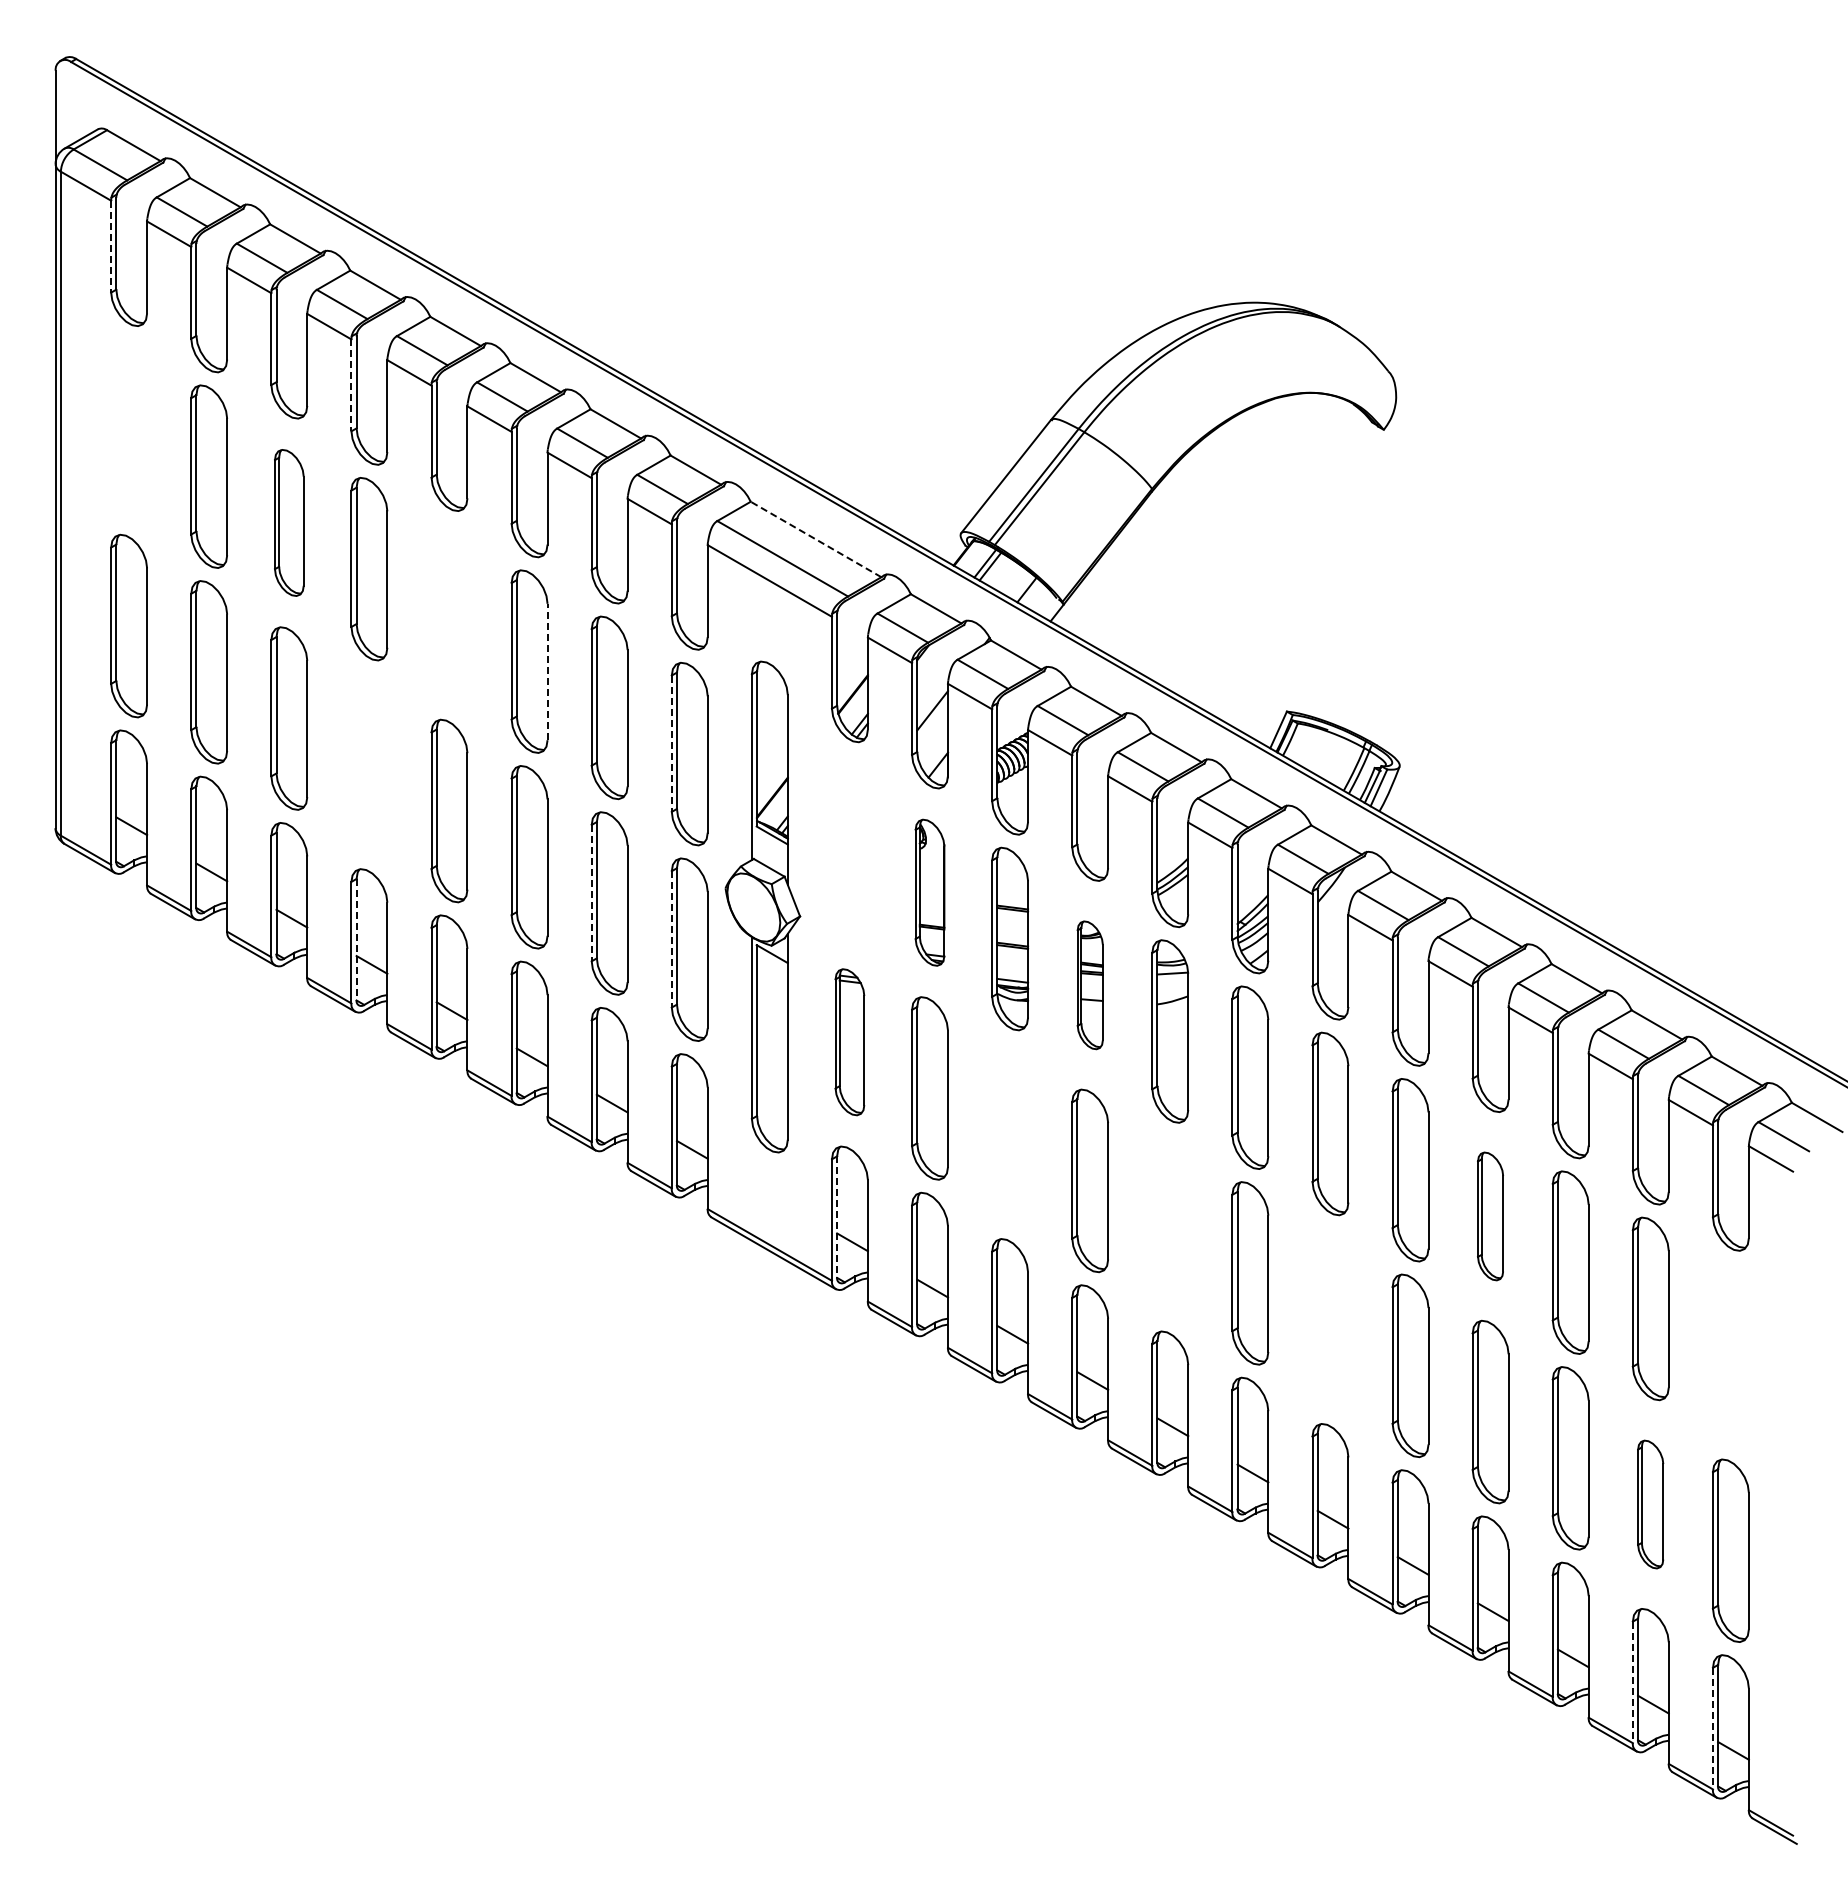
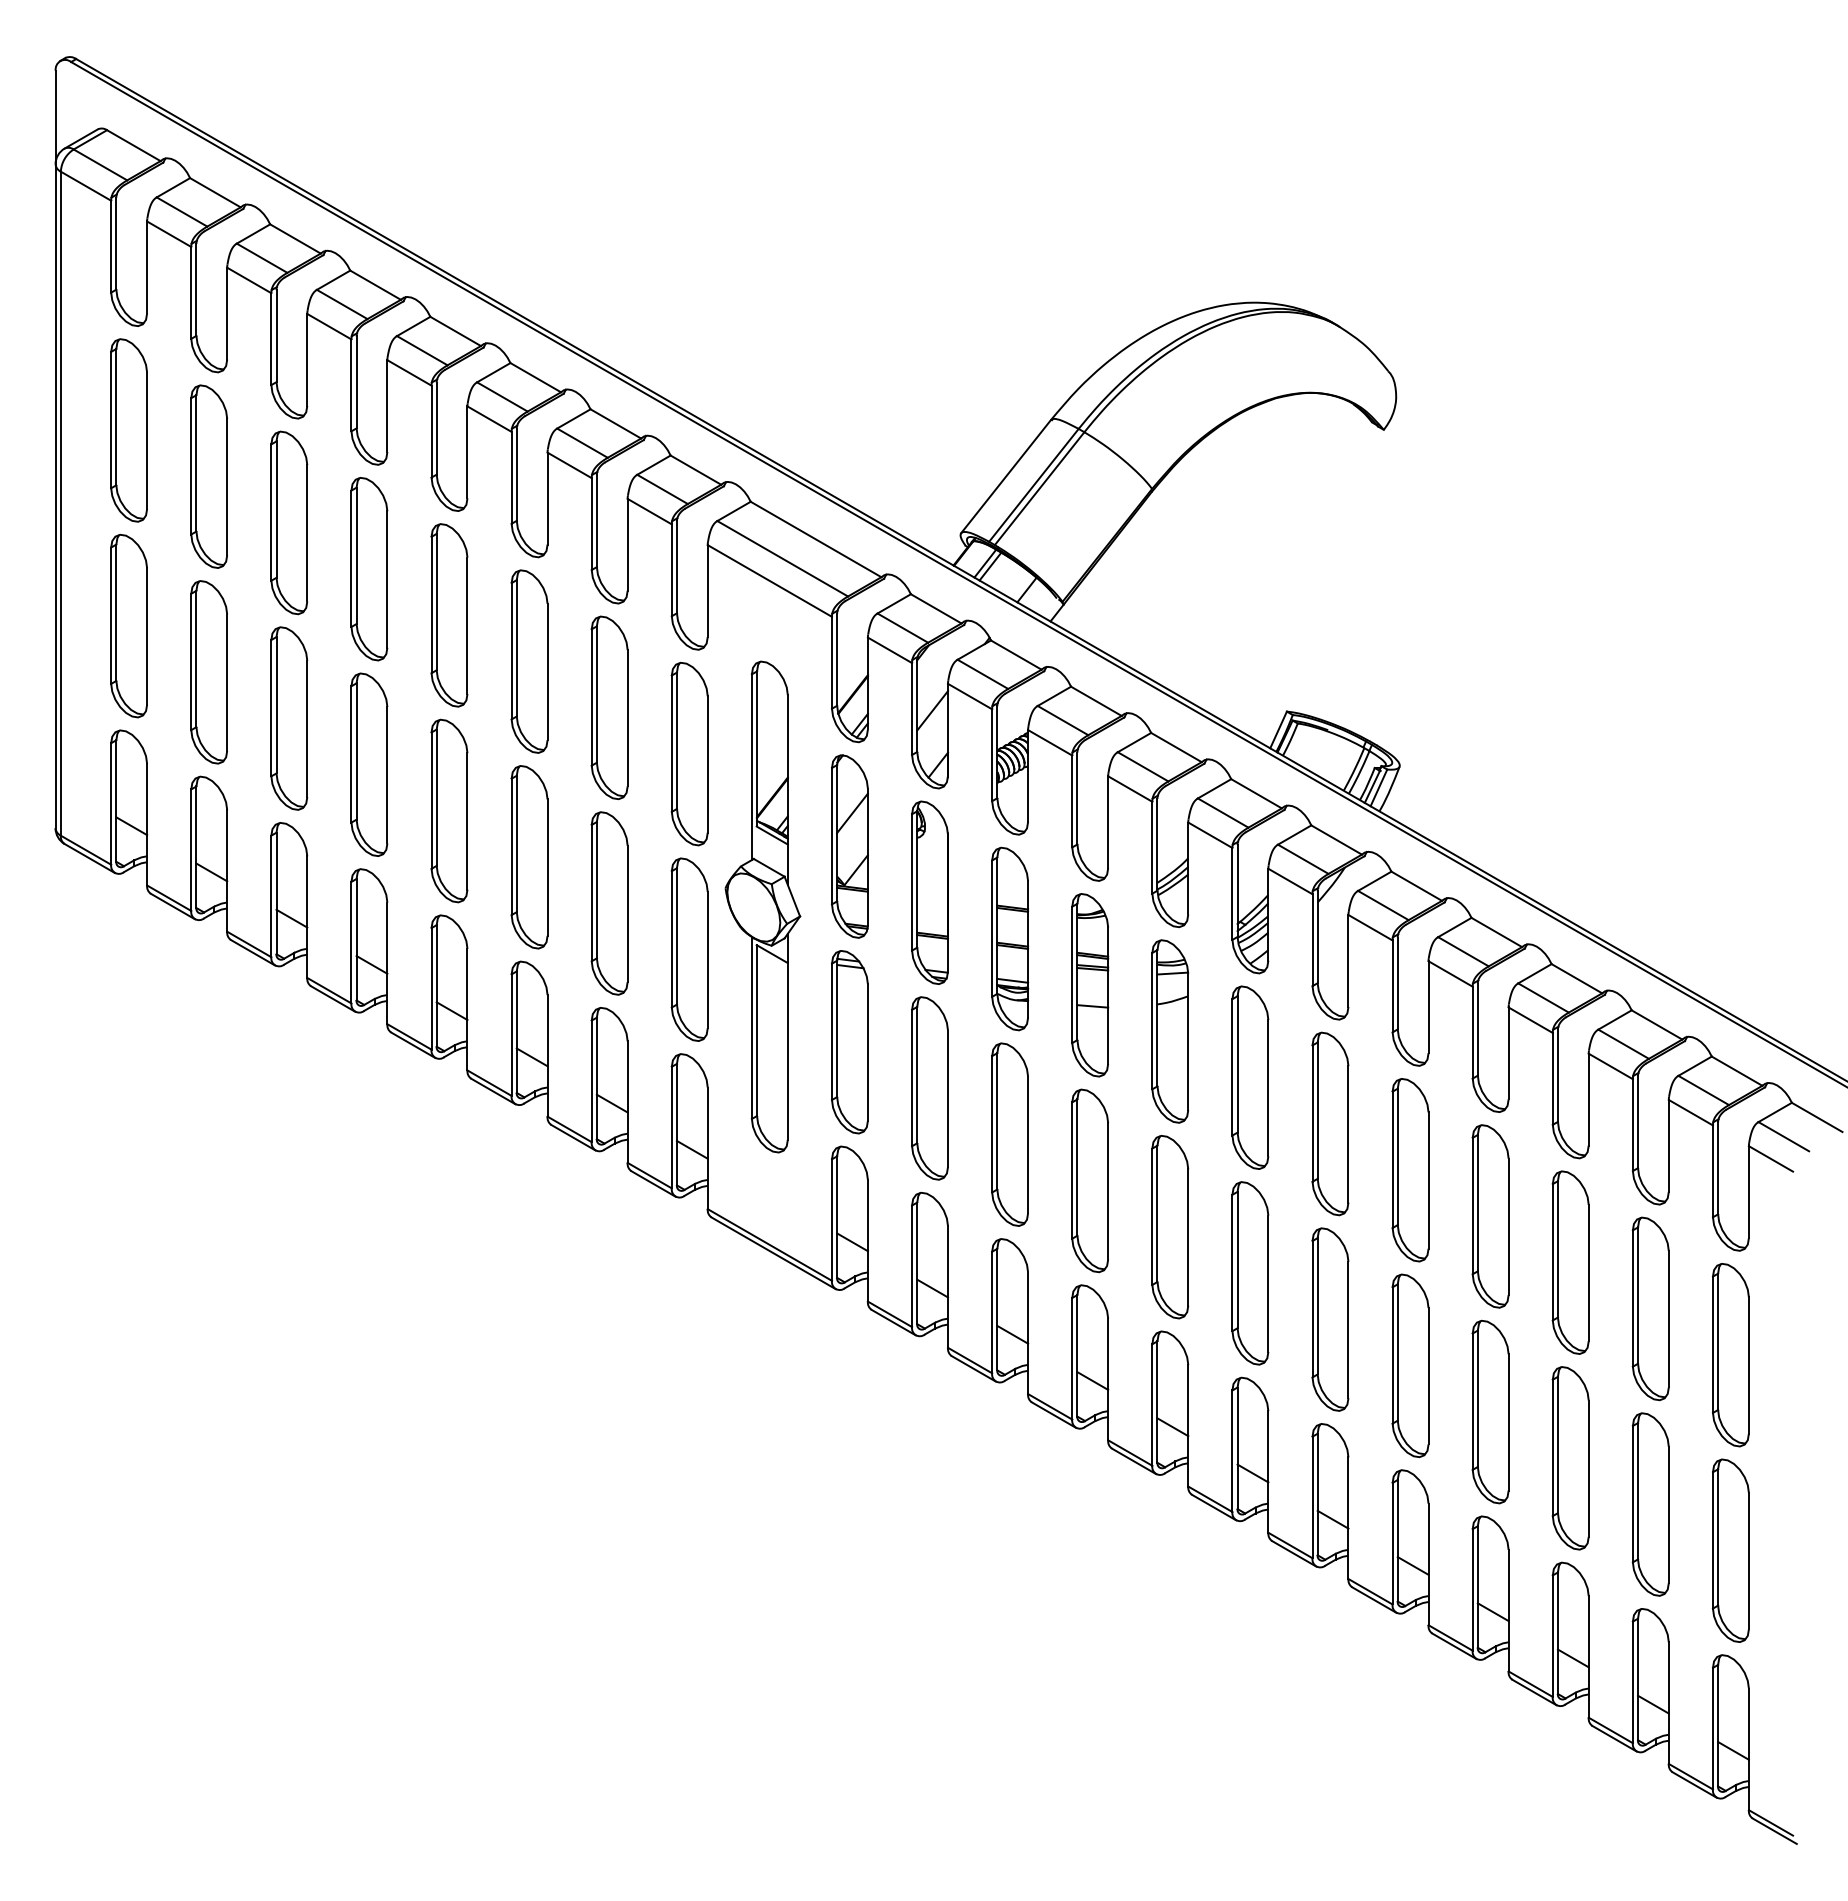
line: dashed -> solid (111, 246)
line: dashed -> solid (351, 385)
part: none -> present (128, 430)
part size: 31x148 px -> 39x186 px (289, 522)
line: dashed -> solid (815, 539)
part: none -> present (449, 615)
line: dashed -> solid (547, 671)
line: dashed -> solid (671, 744)
part: none -> present (369, 764)
part: none -> present (849, 846)
part size: 32x149 px -> 38x185 px (929, 892)
line: dashed -> solid (591, 893)
line: dashed -> solid (356, 939)
line: dashed -> solid (671, 939)
part size: 28x131 px -> 39x185 px (1090, 985)
part size: 32x149 px -> 38x185 px (849, 1042)
part: none -> present (1009, 1134)
part size: 27x131 px -> 39x185 px (1490, 1216)
line: dashed -> solid (837, 1217)
part: none -> present (1170, 1227)
part: none -> present (1330, 1319)
part: none -> present (1730, 1355)
part size: 28x131 px -> 39x185 px (1650, 1504)
line: dashed -> solid (1632, 1682)
line: dashed -> solid (1712, 1728)
